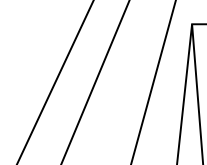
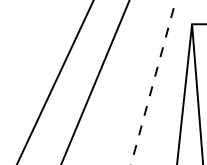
line: solid -> dashed (153, 82)
